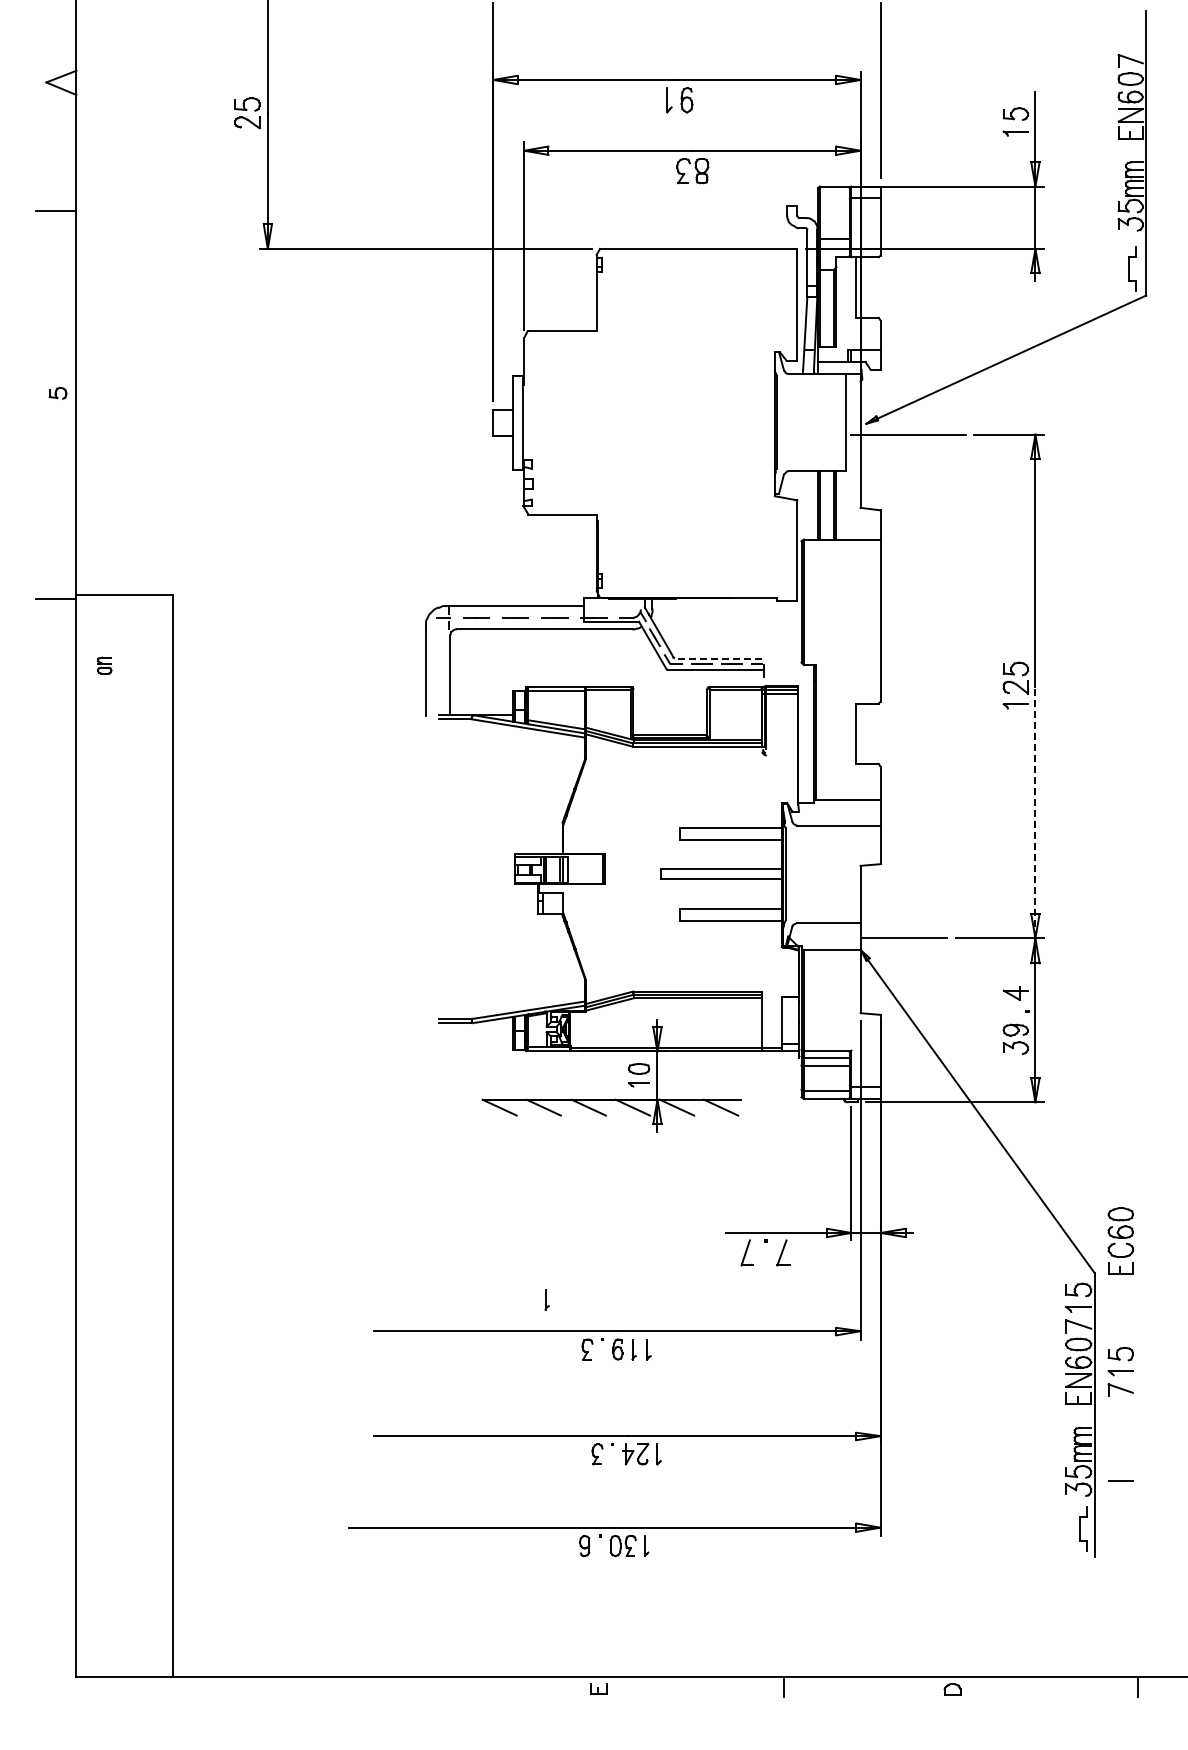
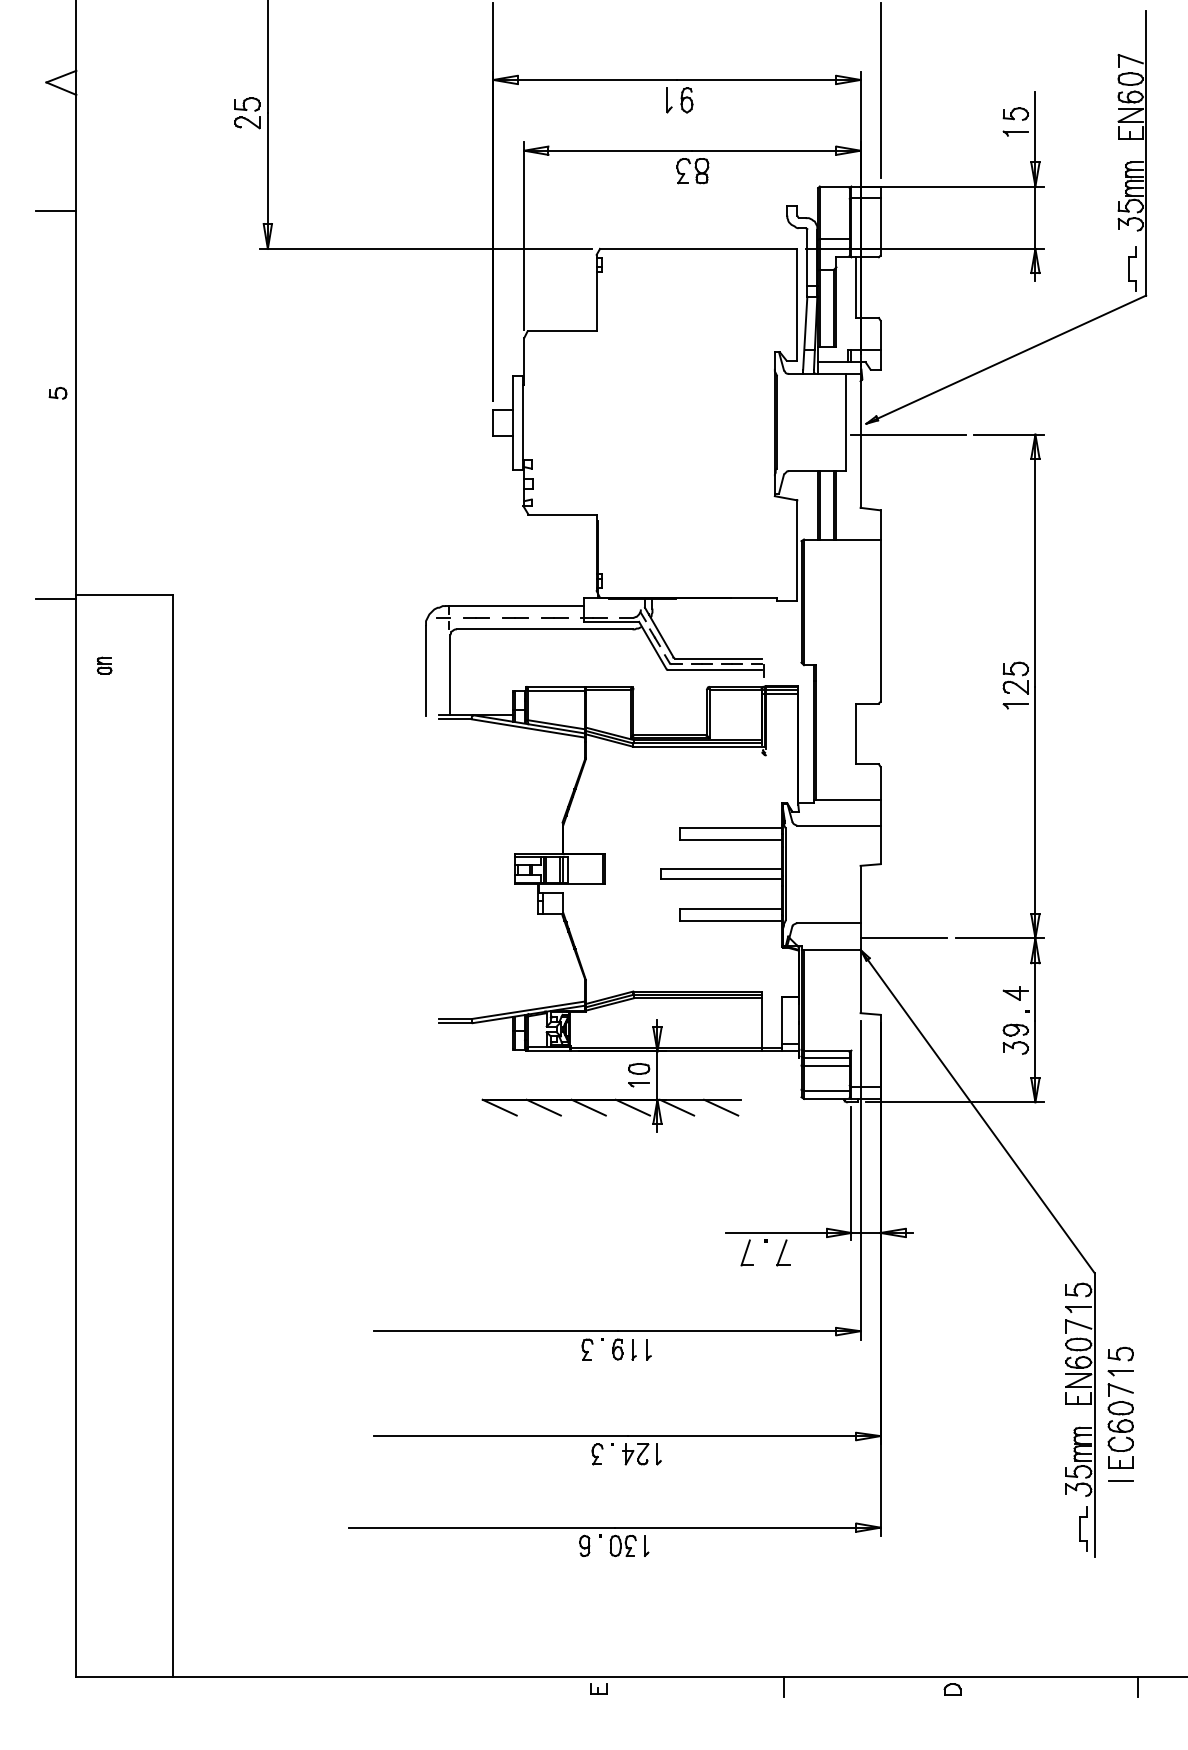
line: dashed -> solid (718, 658)
line: dashed -> solid (1035, 812)
part position: (1120, 1240) -> (1120, 1434) (1120, 1434)
part: present -> none (546, 1299)
